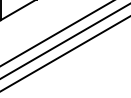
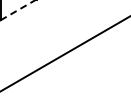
line: solid -> dashed (18, 9)
line: present -> none (56, 33)
line: present -> none (64, 41)
